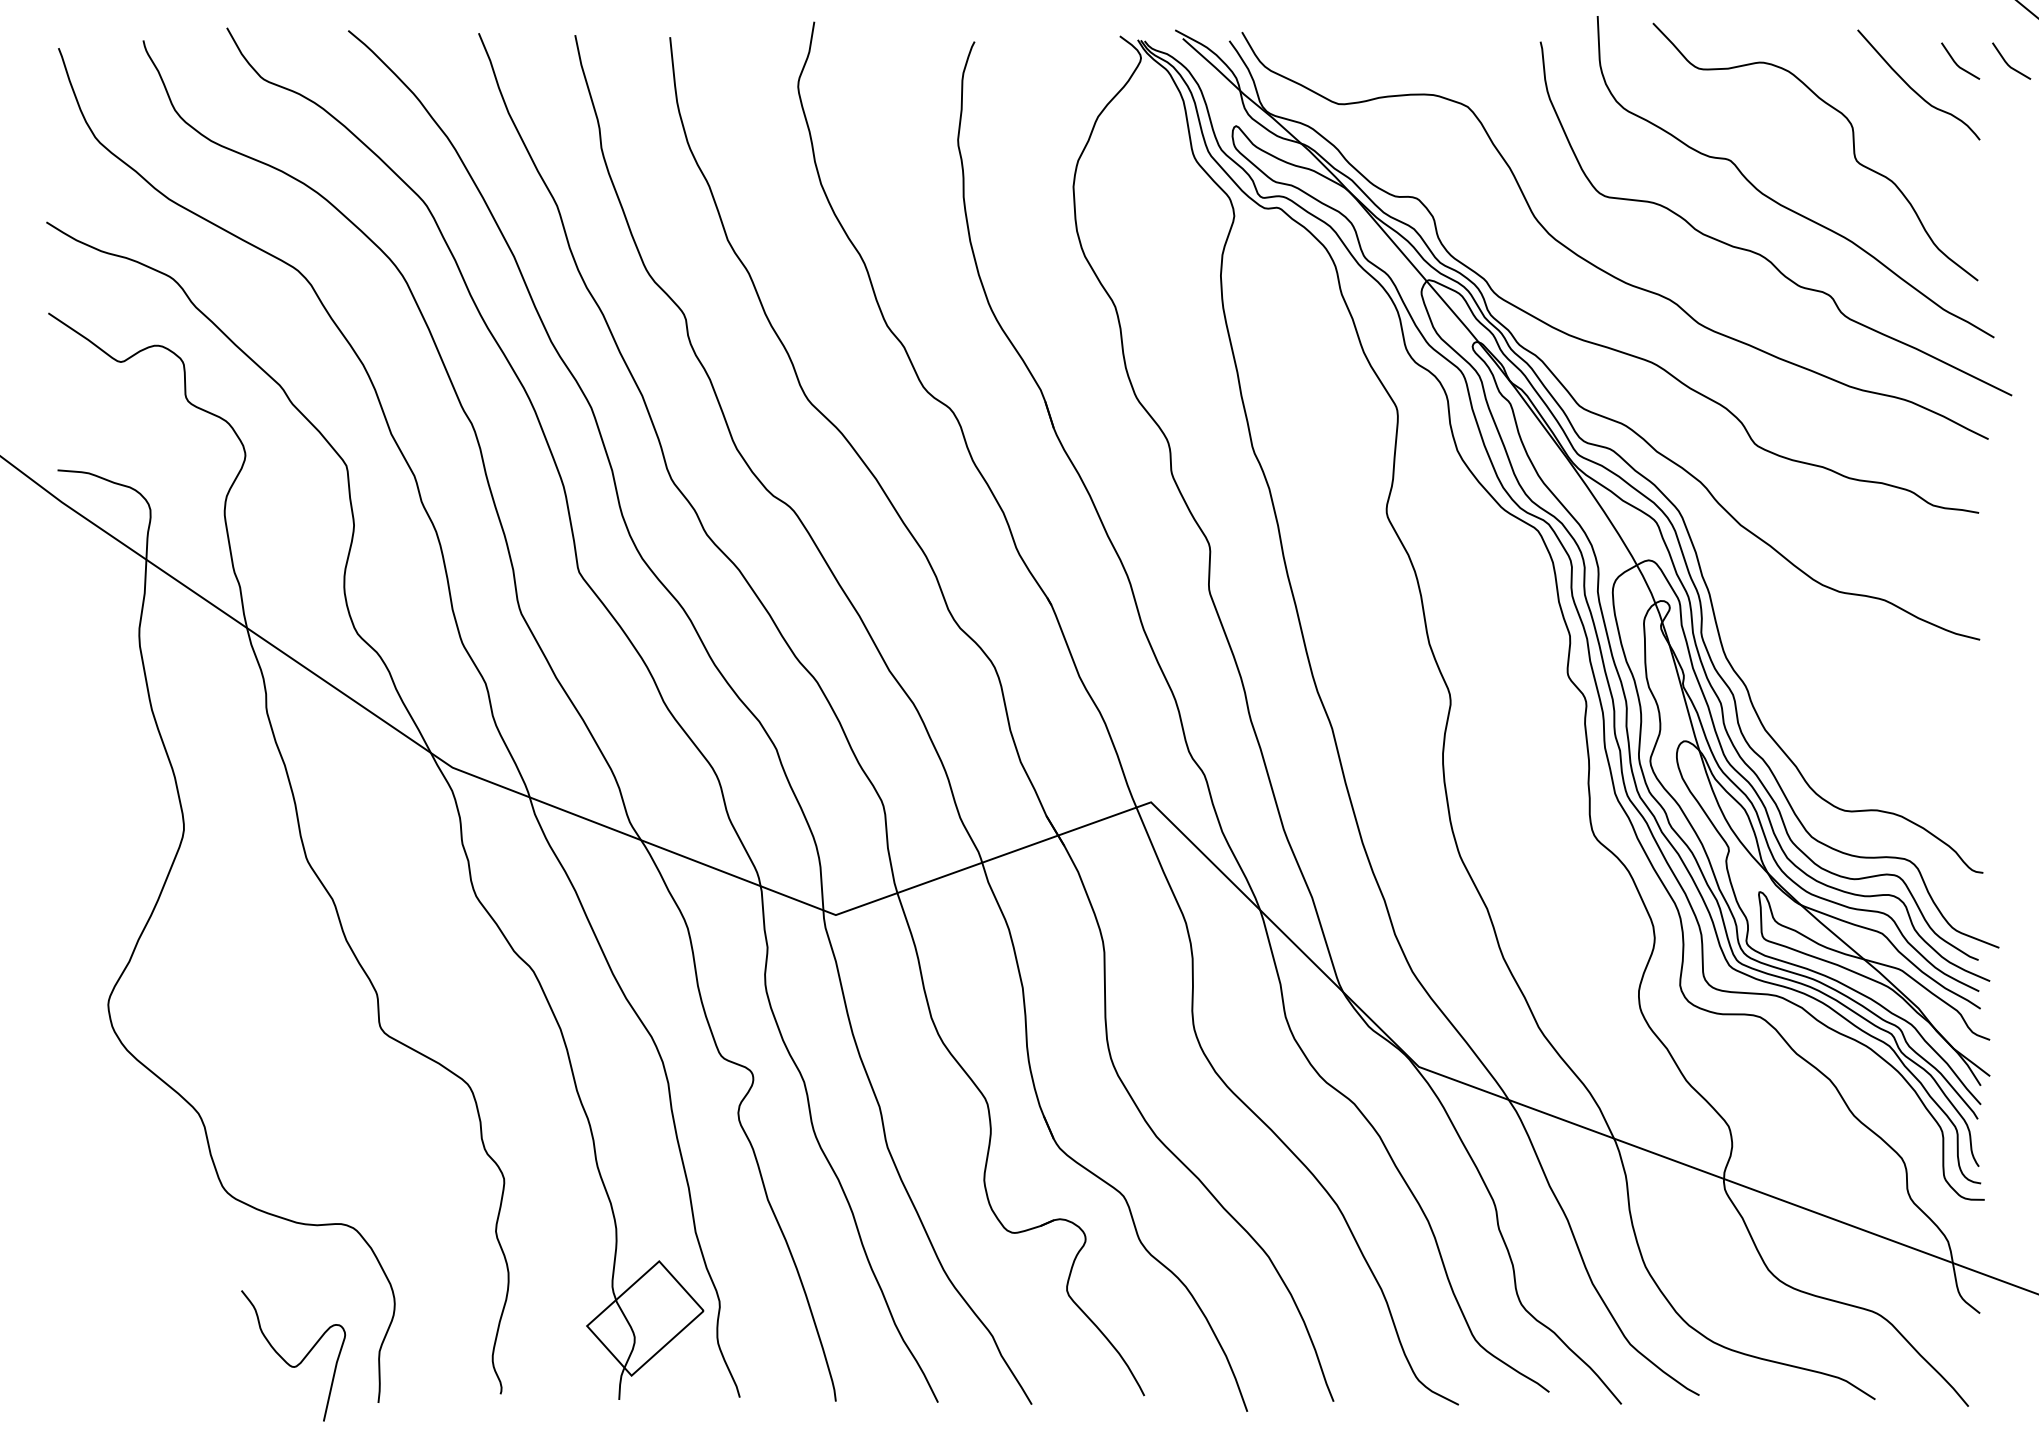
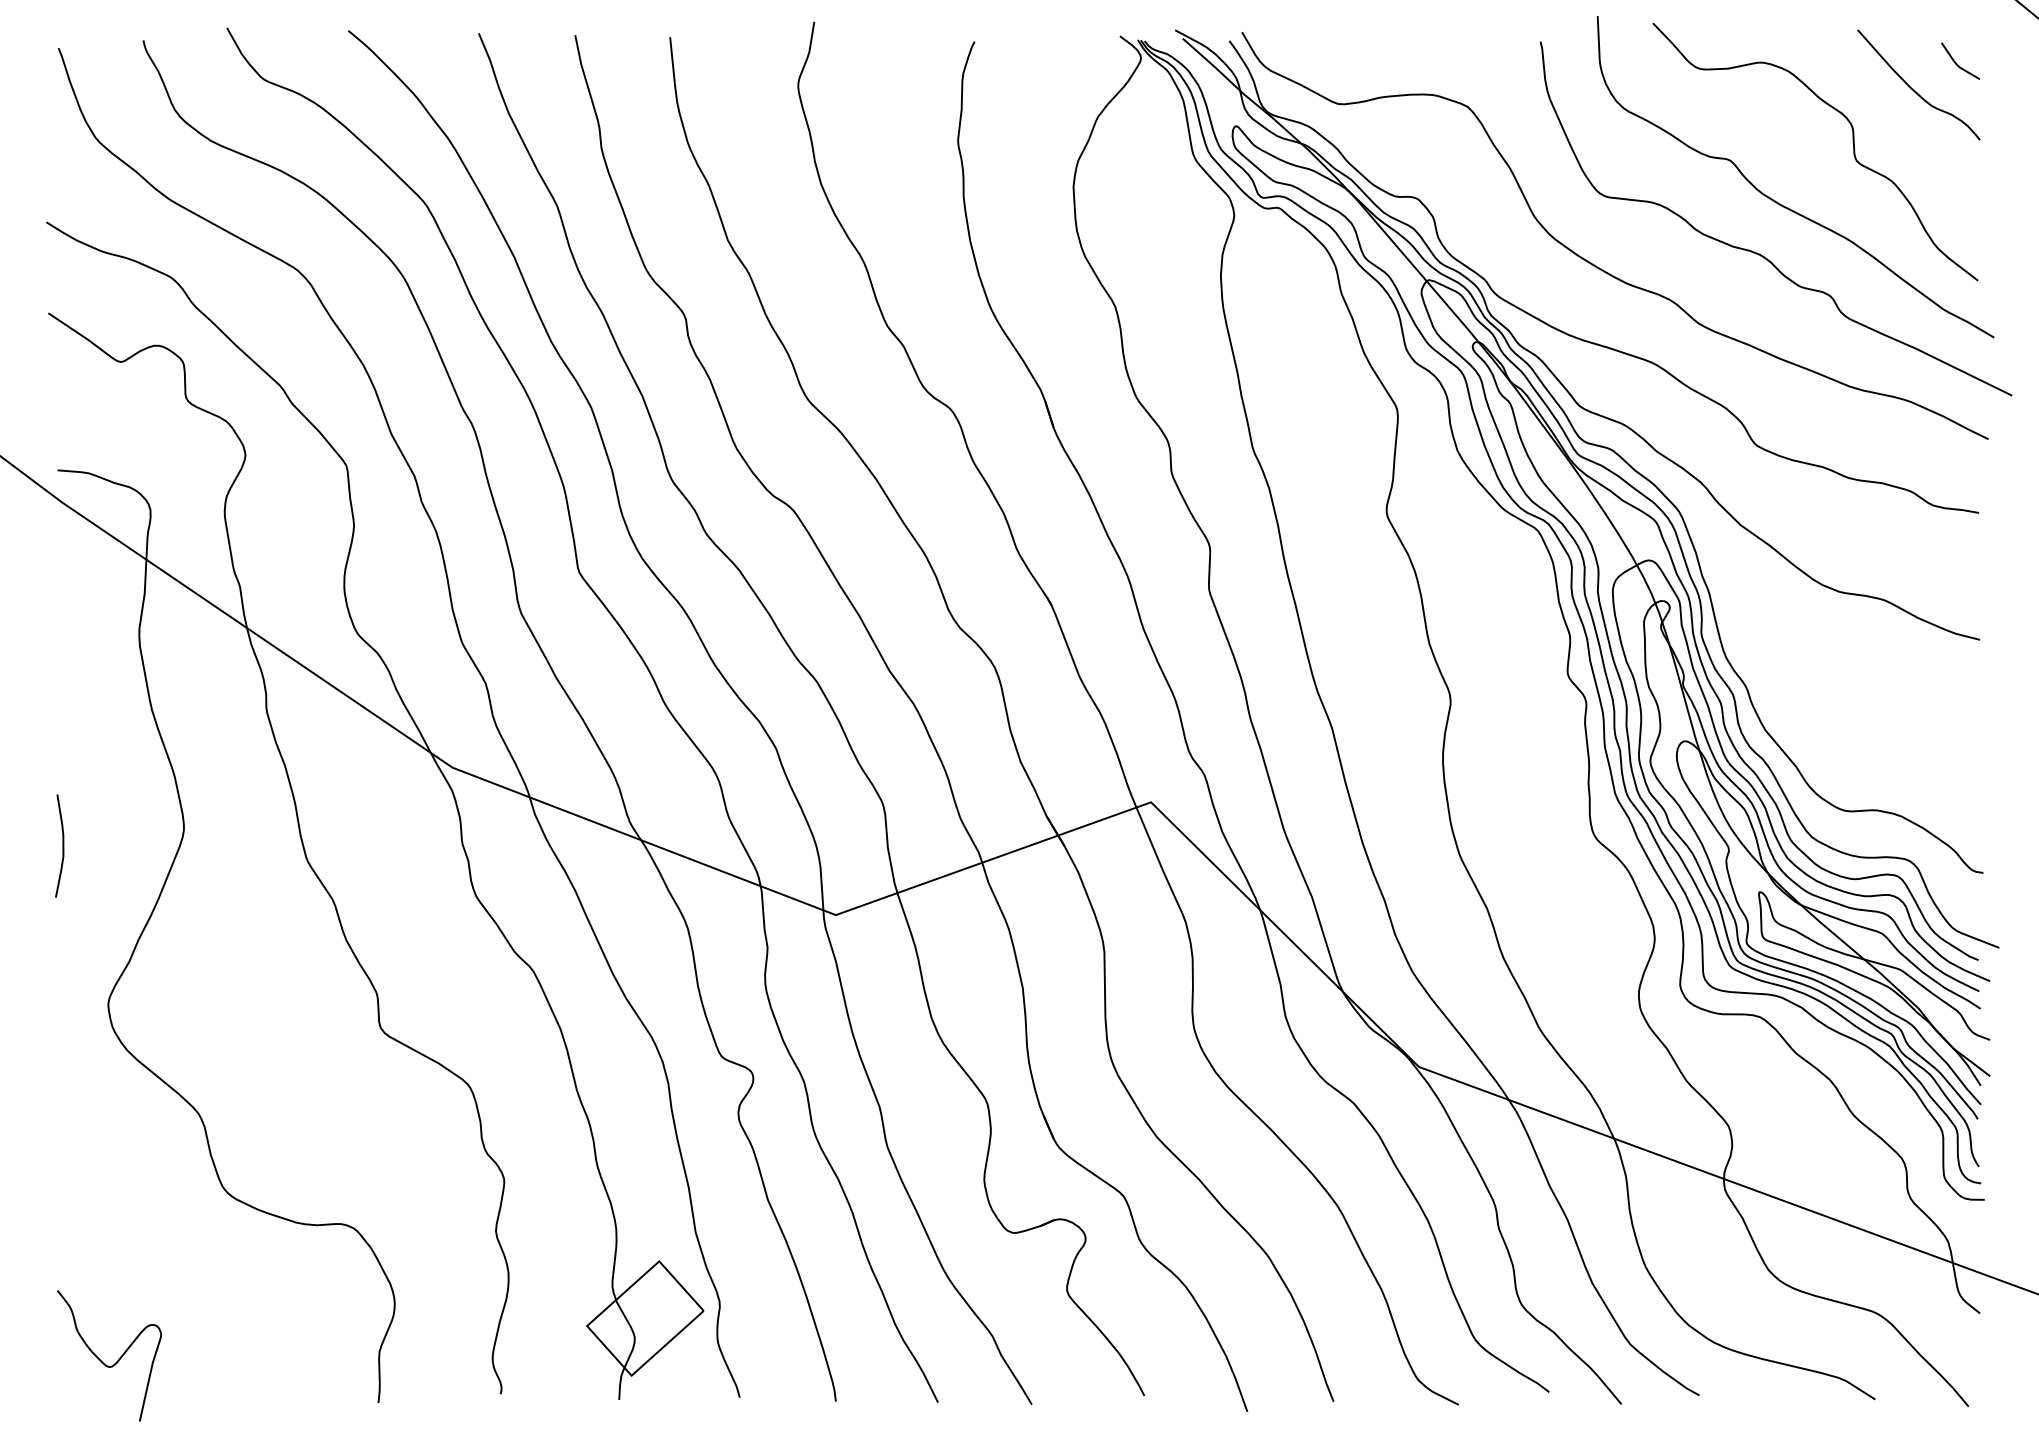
line: present -> none (2008, 63)
curve: none -> present (62, 845)
curve position: (289, 1363) -> (105, 1363) (105, 1363)
